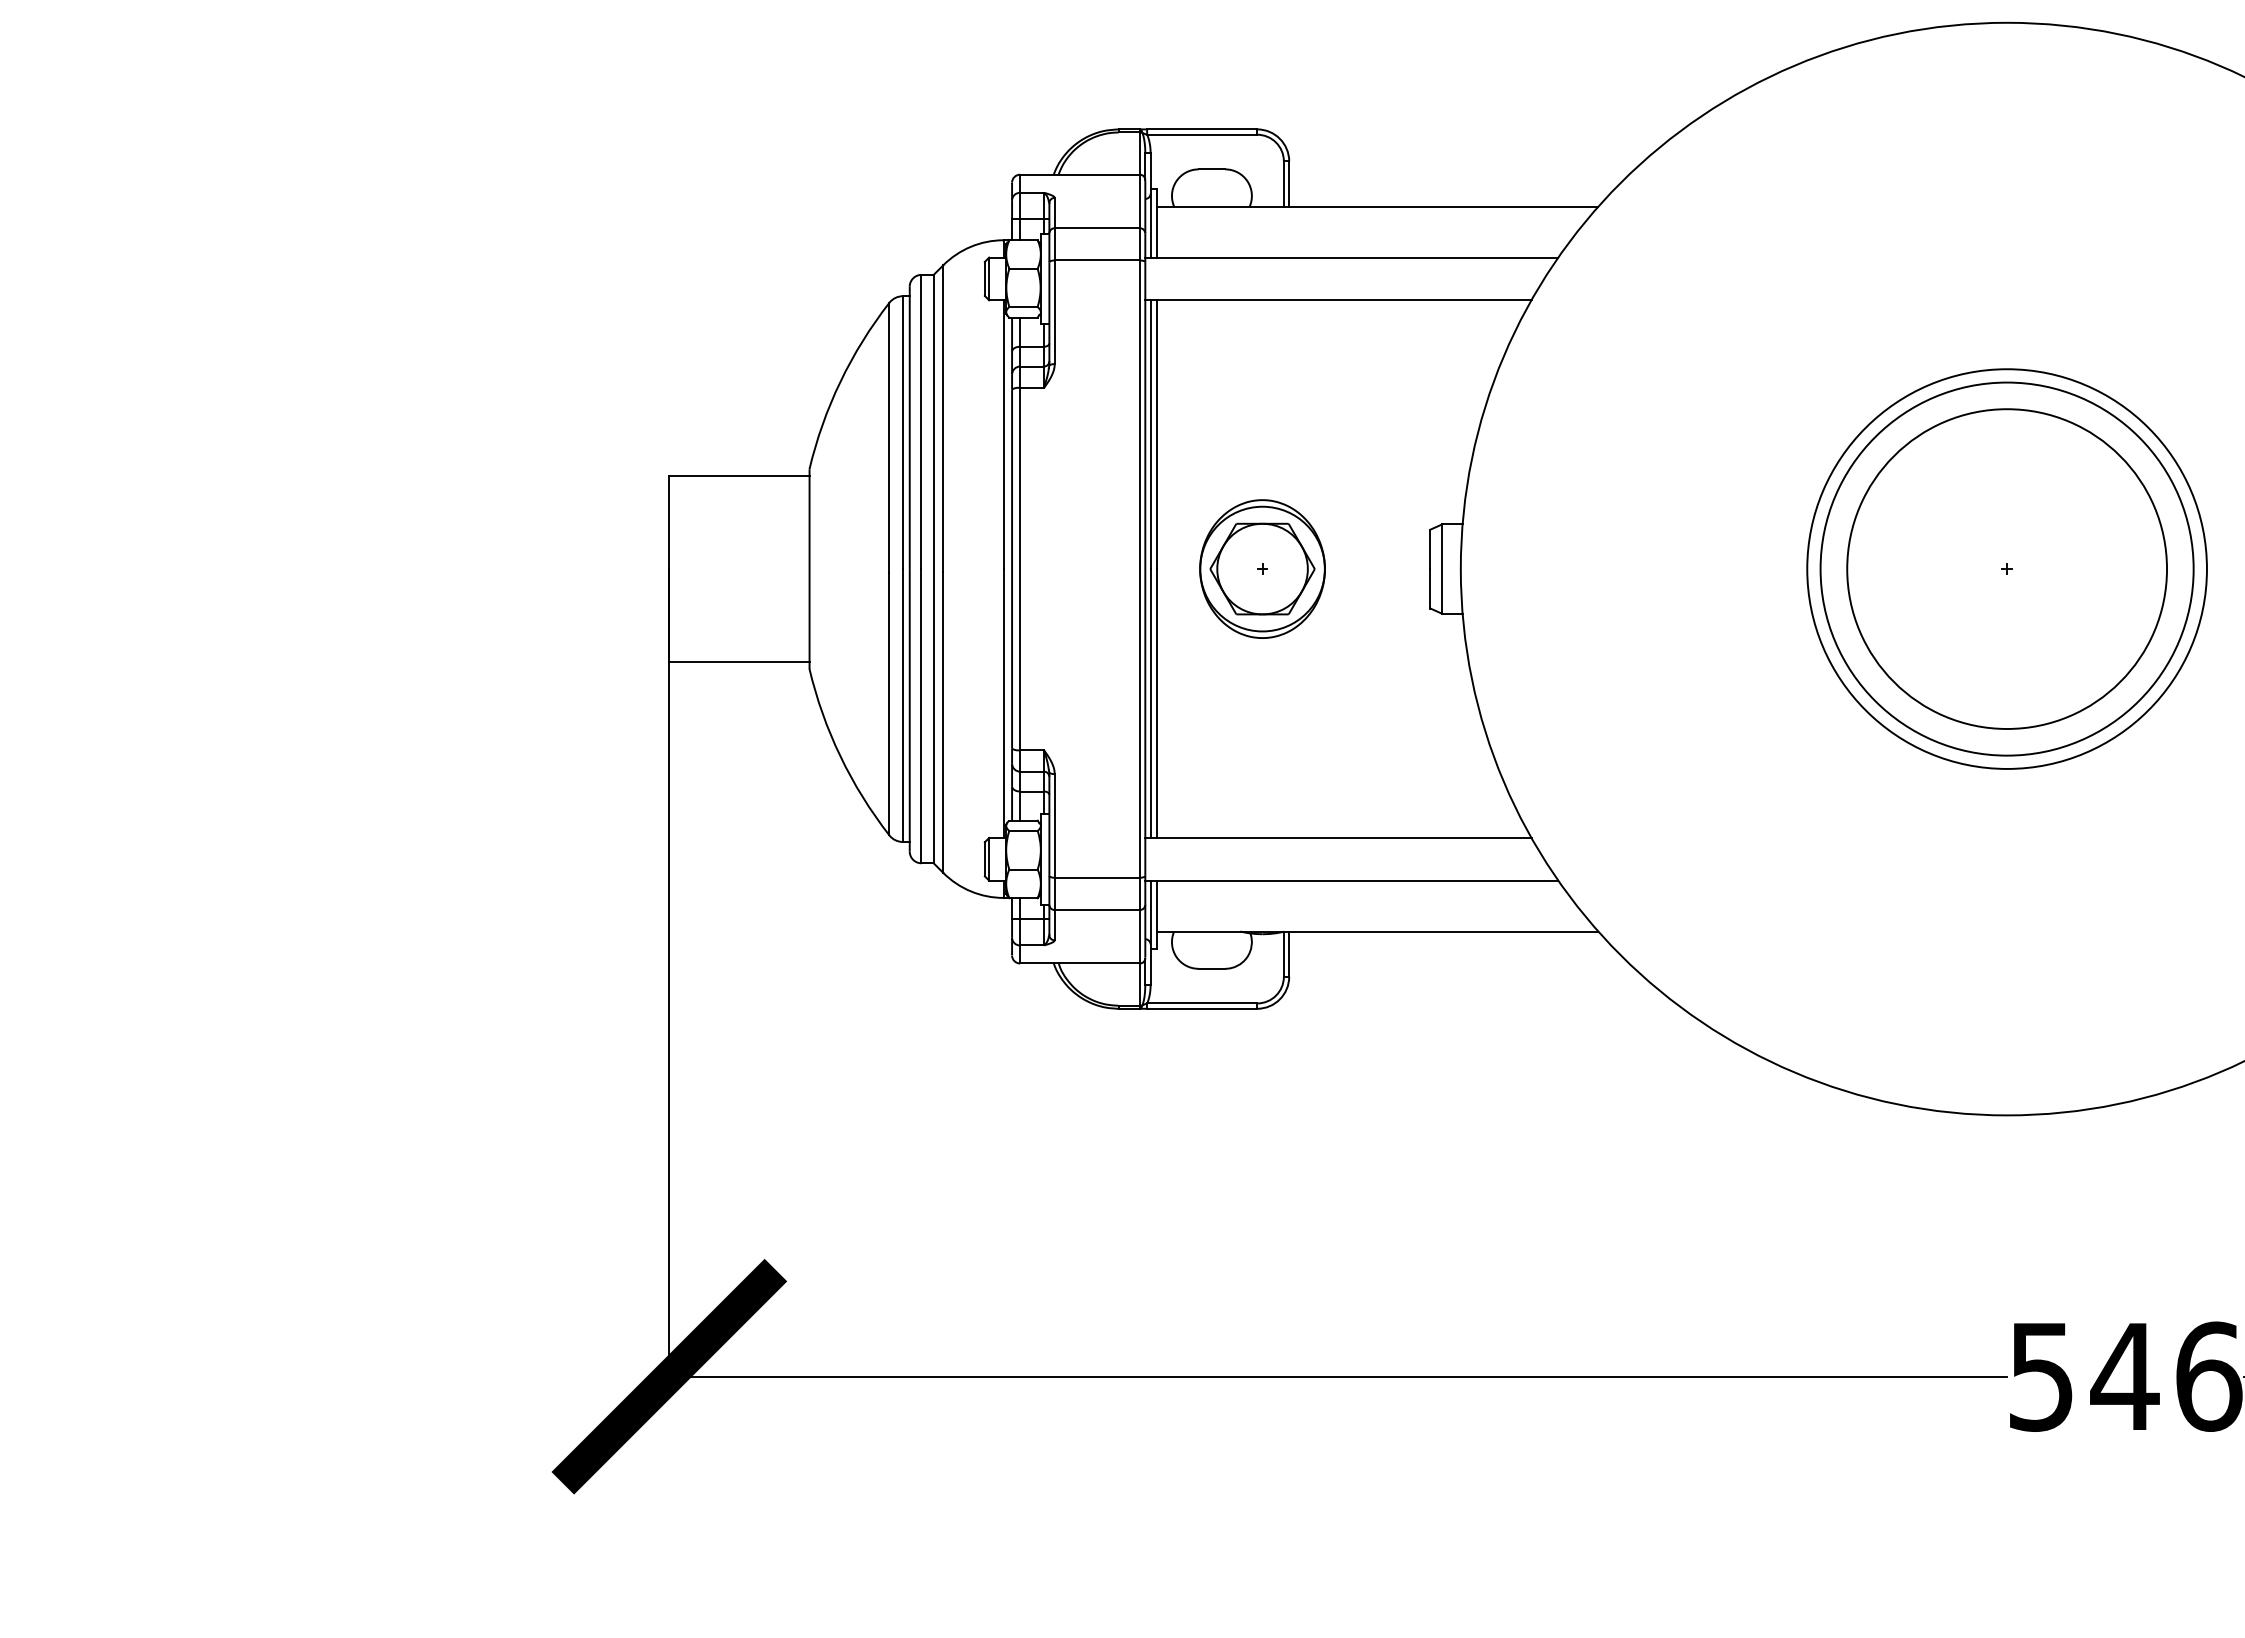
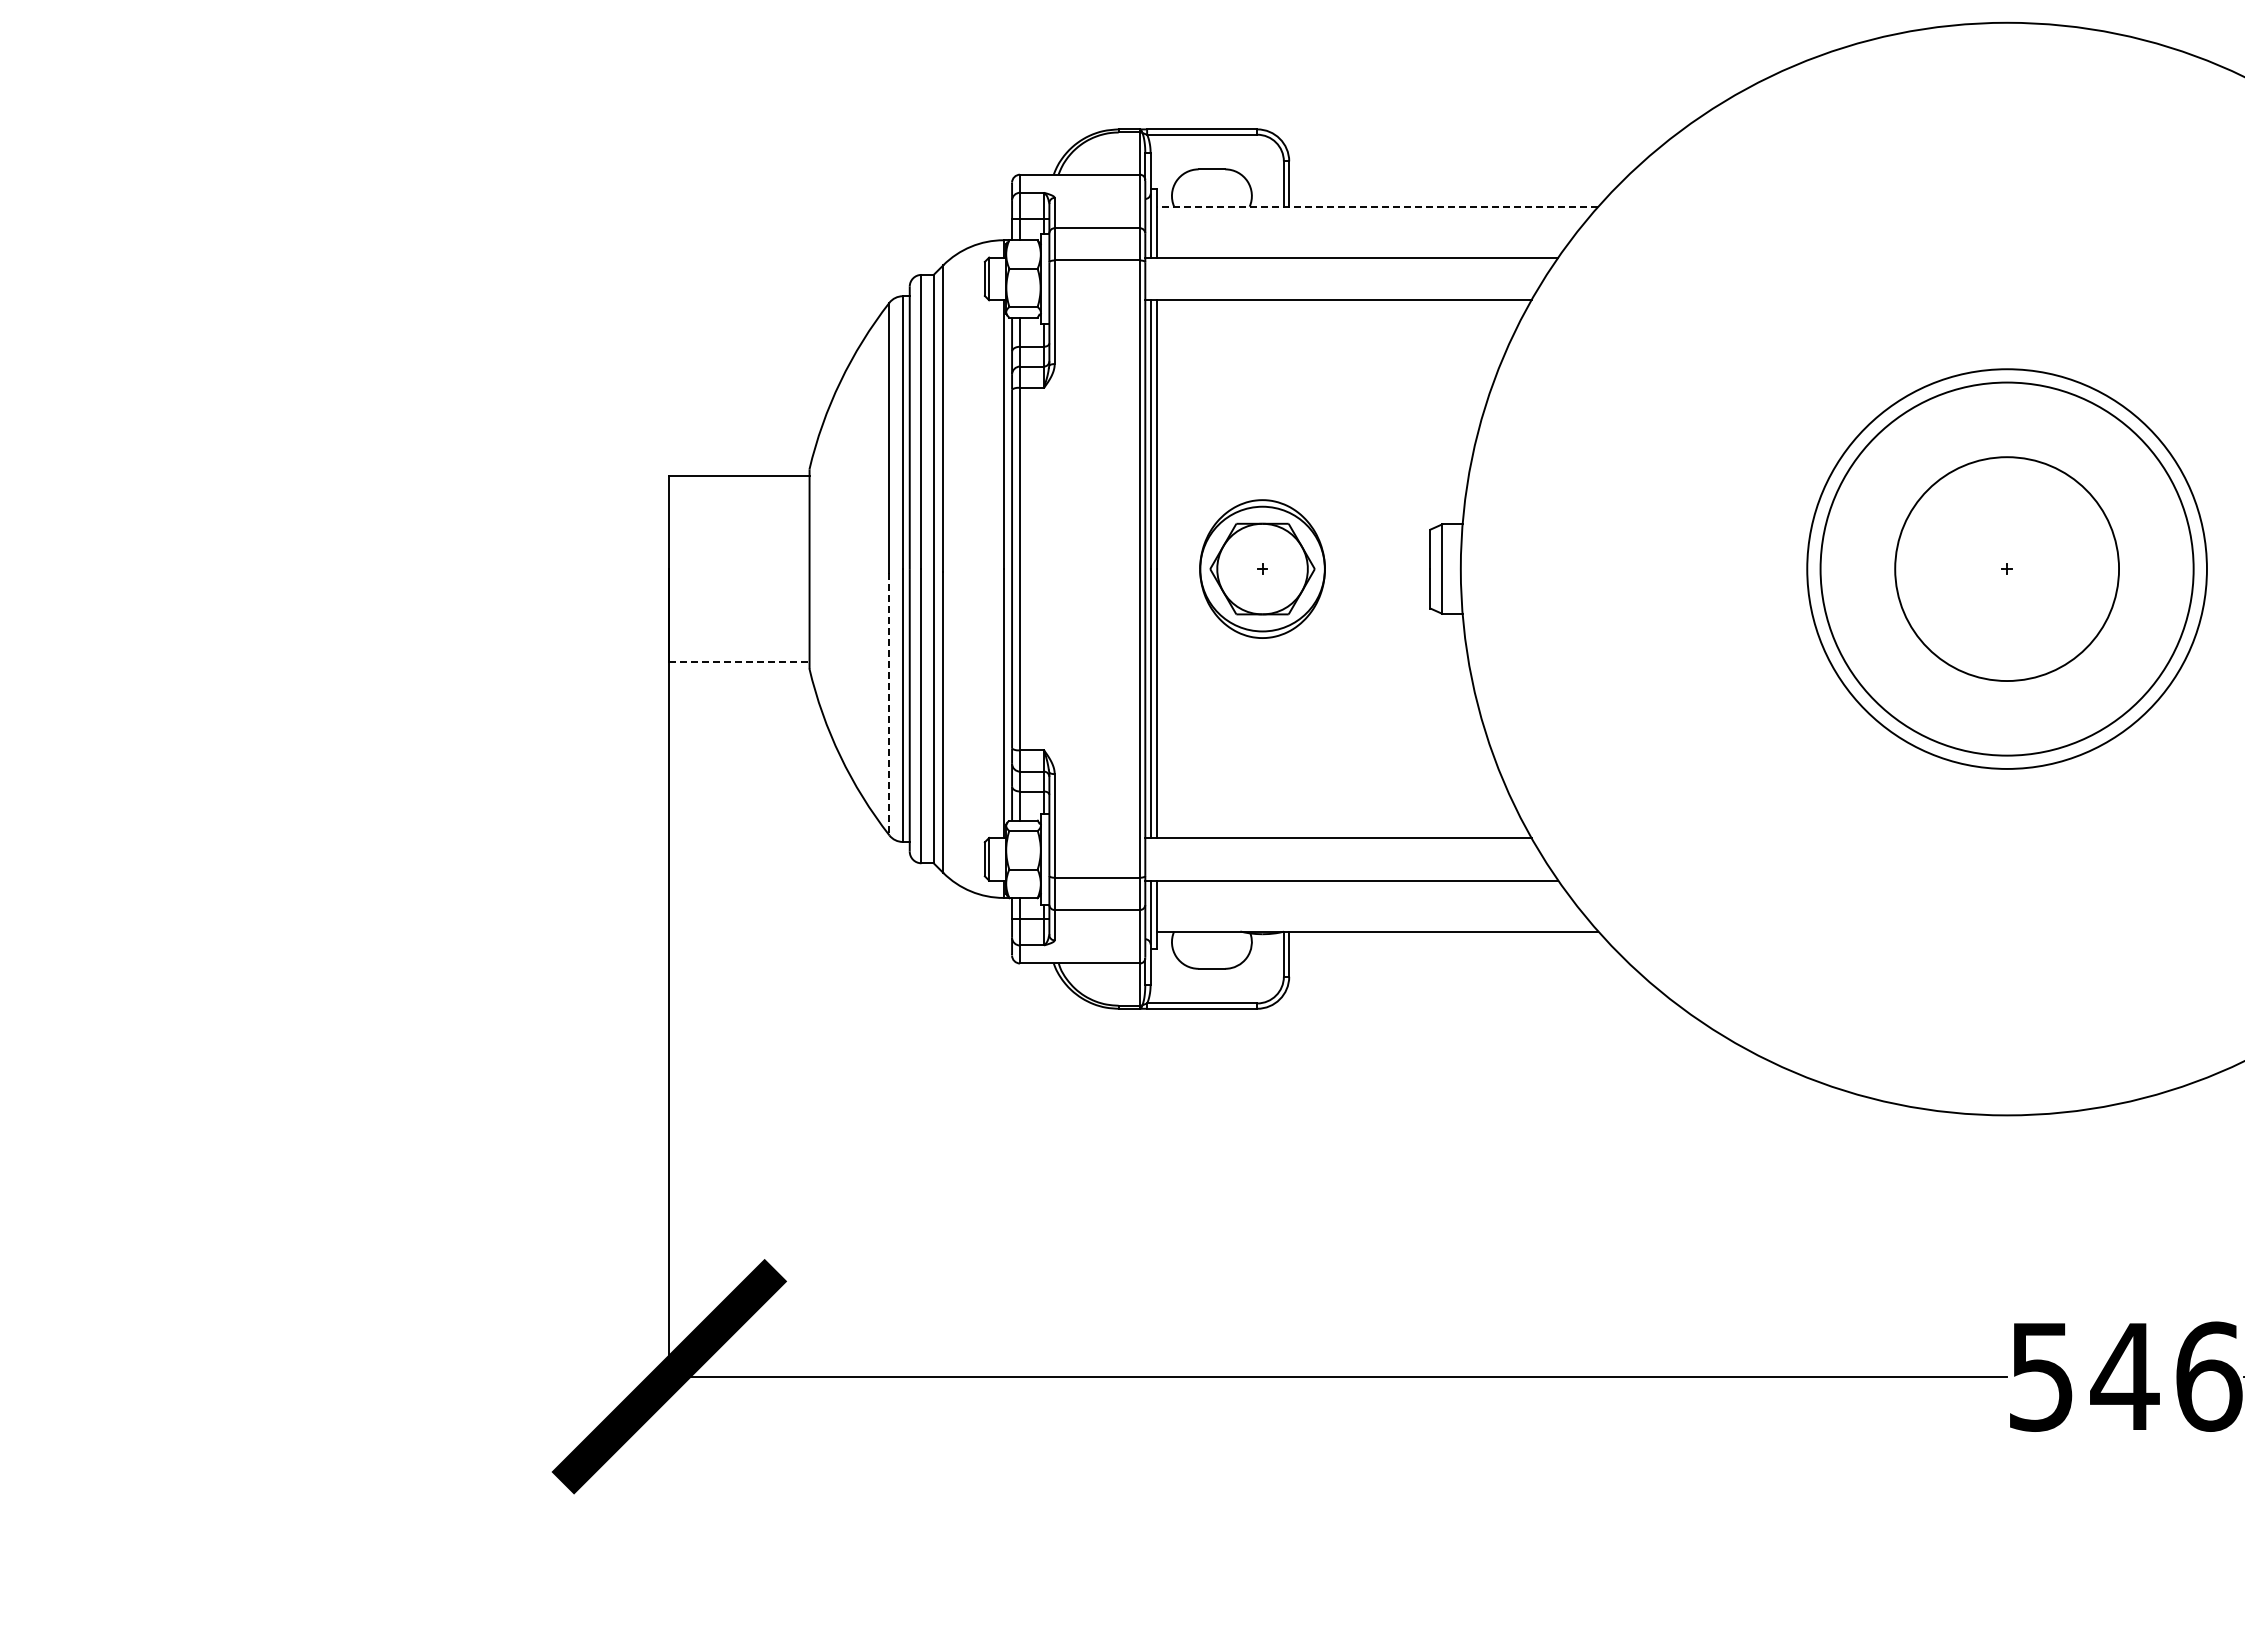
line: solid -> dashed (1377, 206)
circle diameter: 320 px -> 224 px (2007, 569)
line: solid -> dashed (739, 662)
line: solid -> dashed (889, 704)
